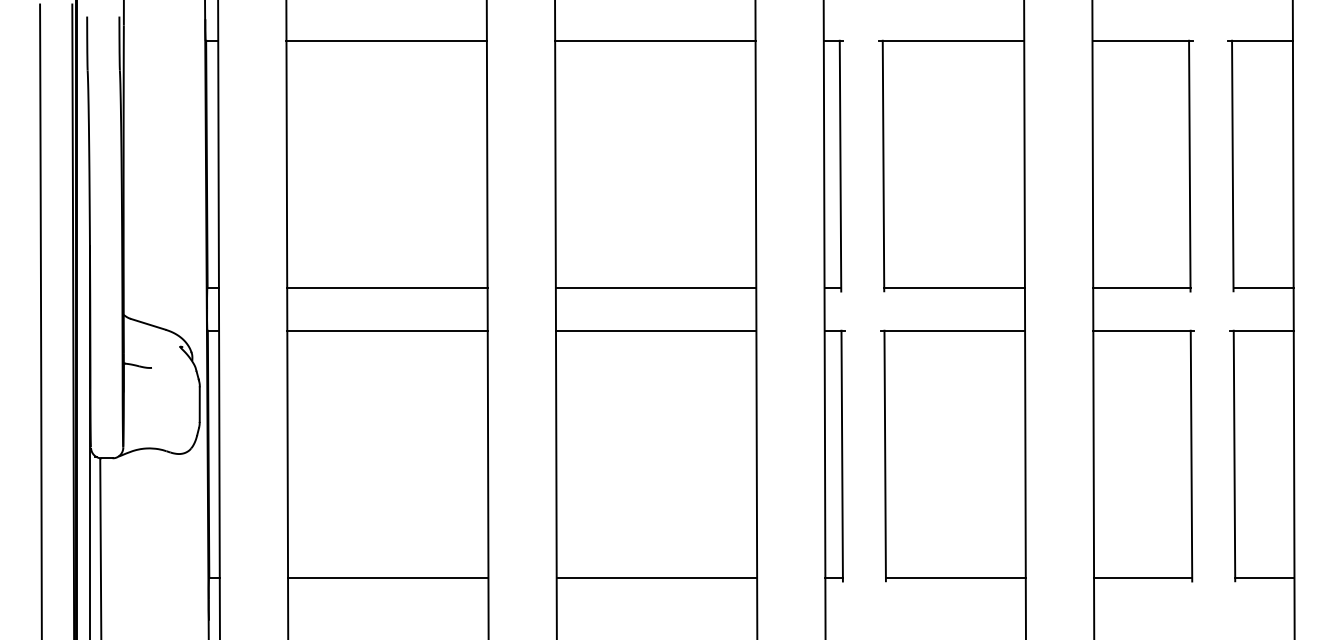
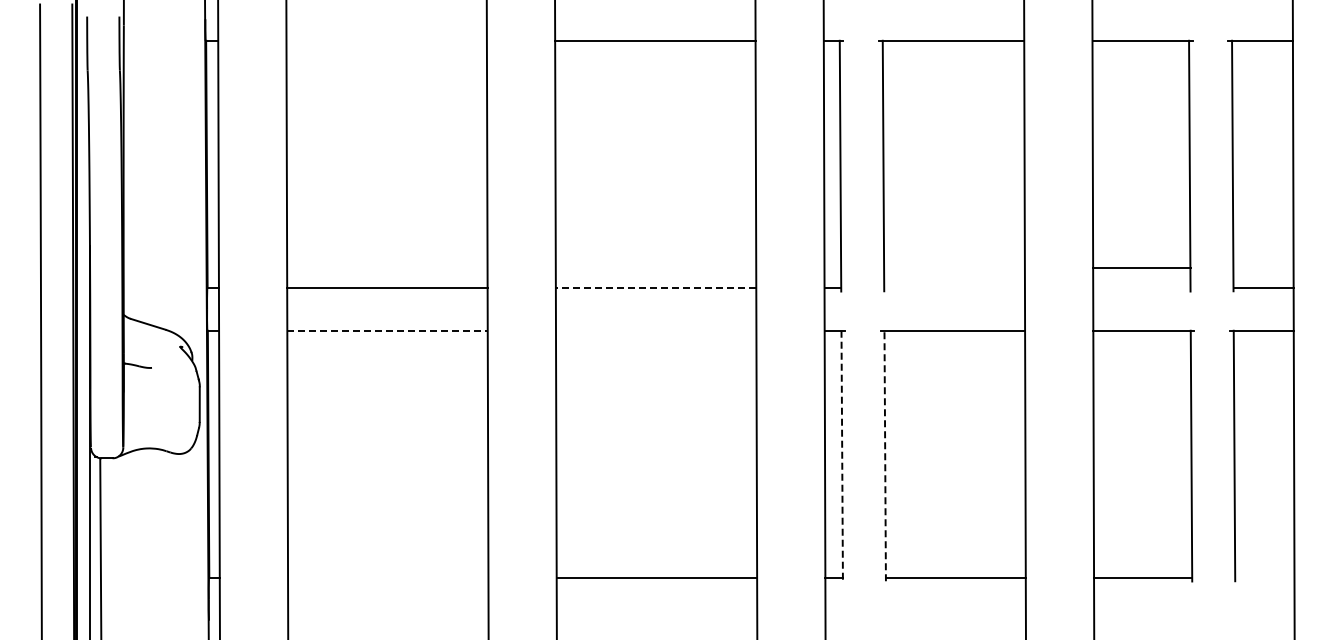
line: present -> none (386, 40)
line: solid -> dashed (655, 287)
line: present -> none (954, 287)
line position: (1141, 287) -> (1141, 267) (1141, 267)
line: solid -> dashed (388, 330)
line: present -> none (655, 330)
line: solid -> dashed (885, 455)
line: solid -> dashed (842, 456)
line: present -> none (388, 577)
line: present -> none (1264, 577)
